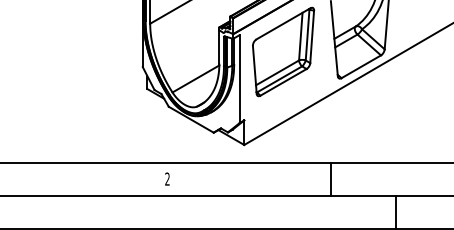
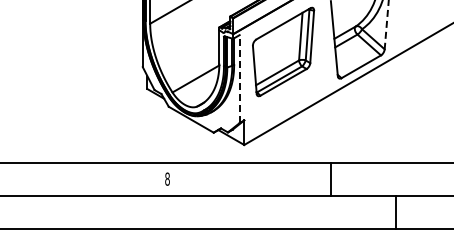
line: solid -> dashed (386, 25)
line: solid -> dashed (239, 79)
text: 2 -> 8 (167, 178)
